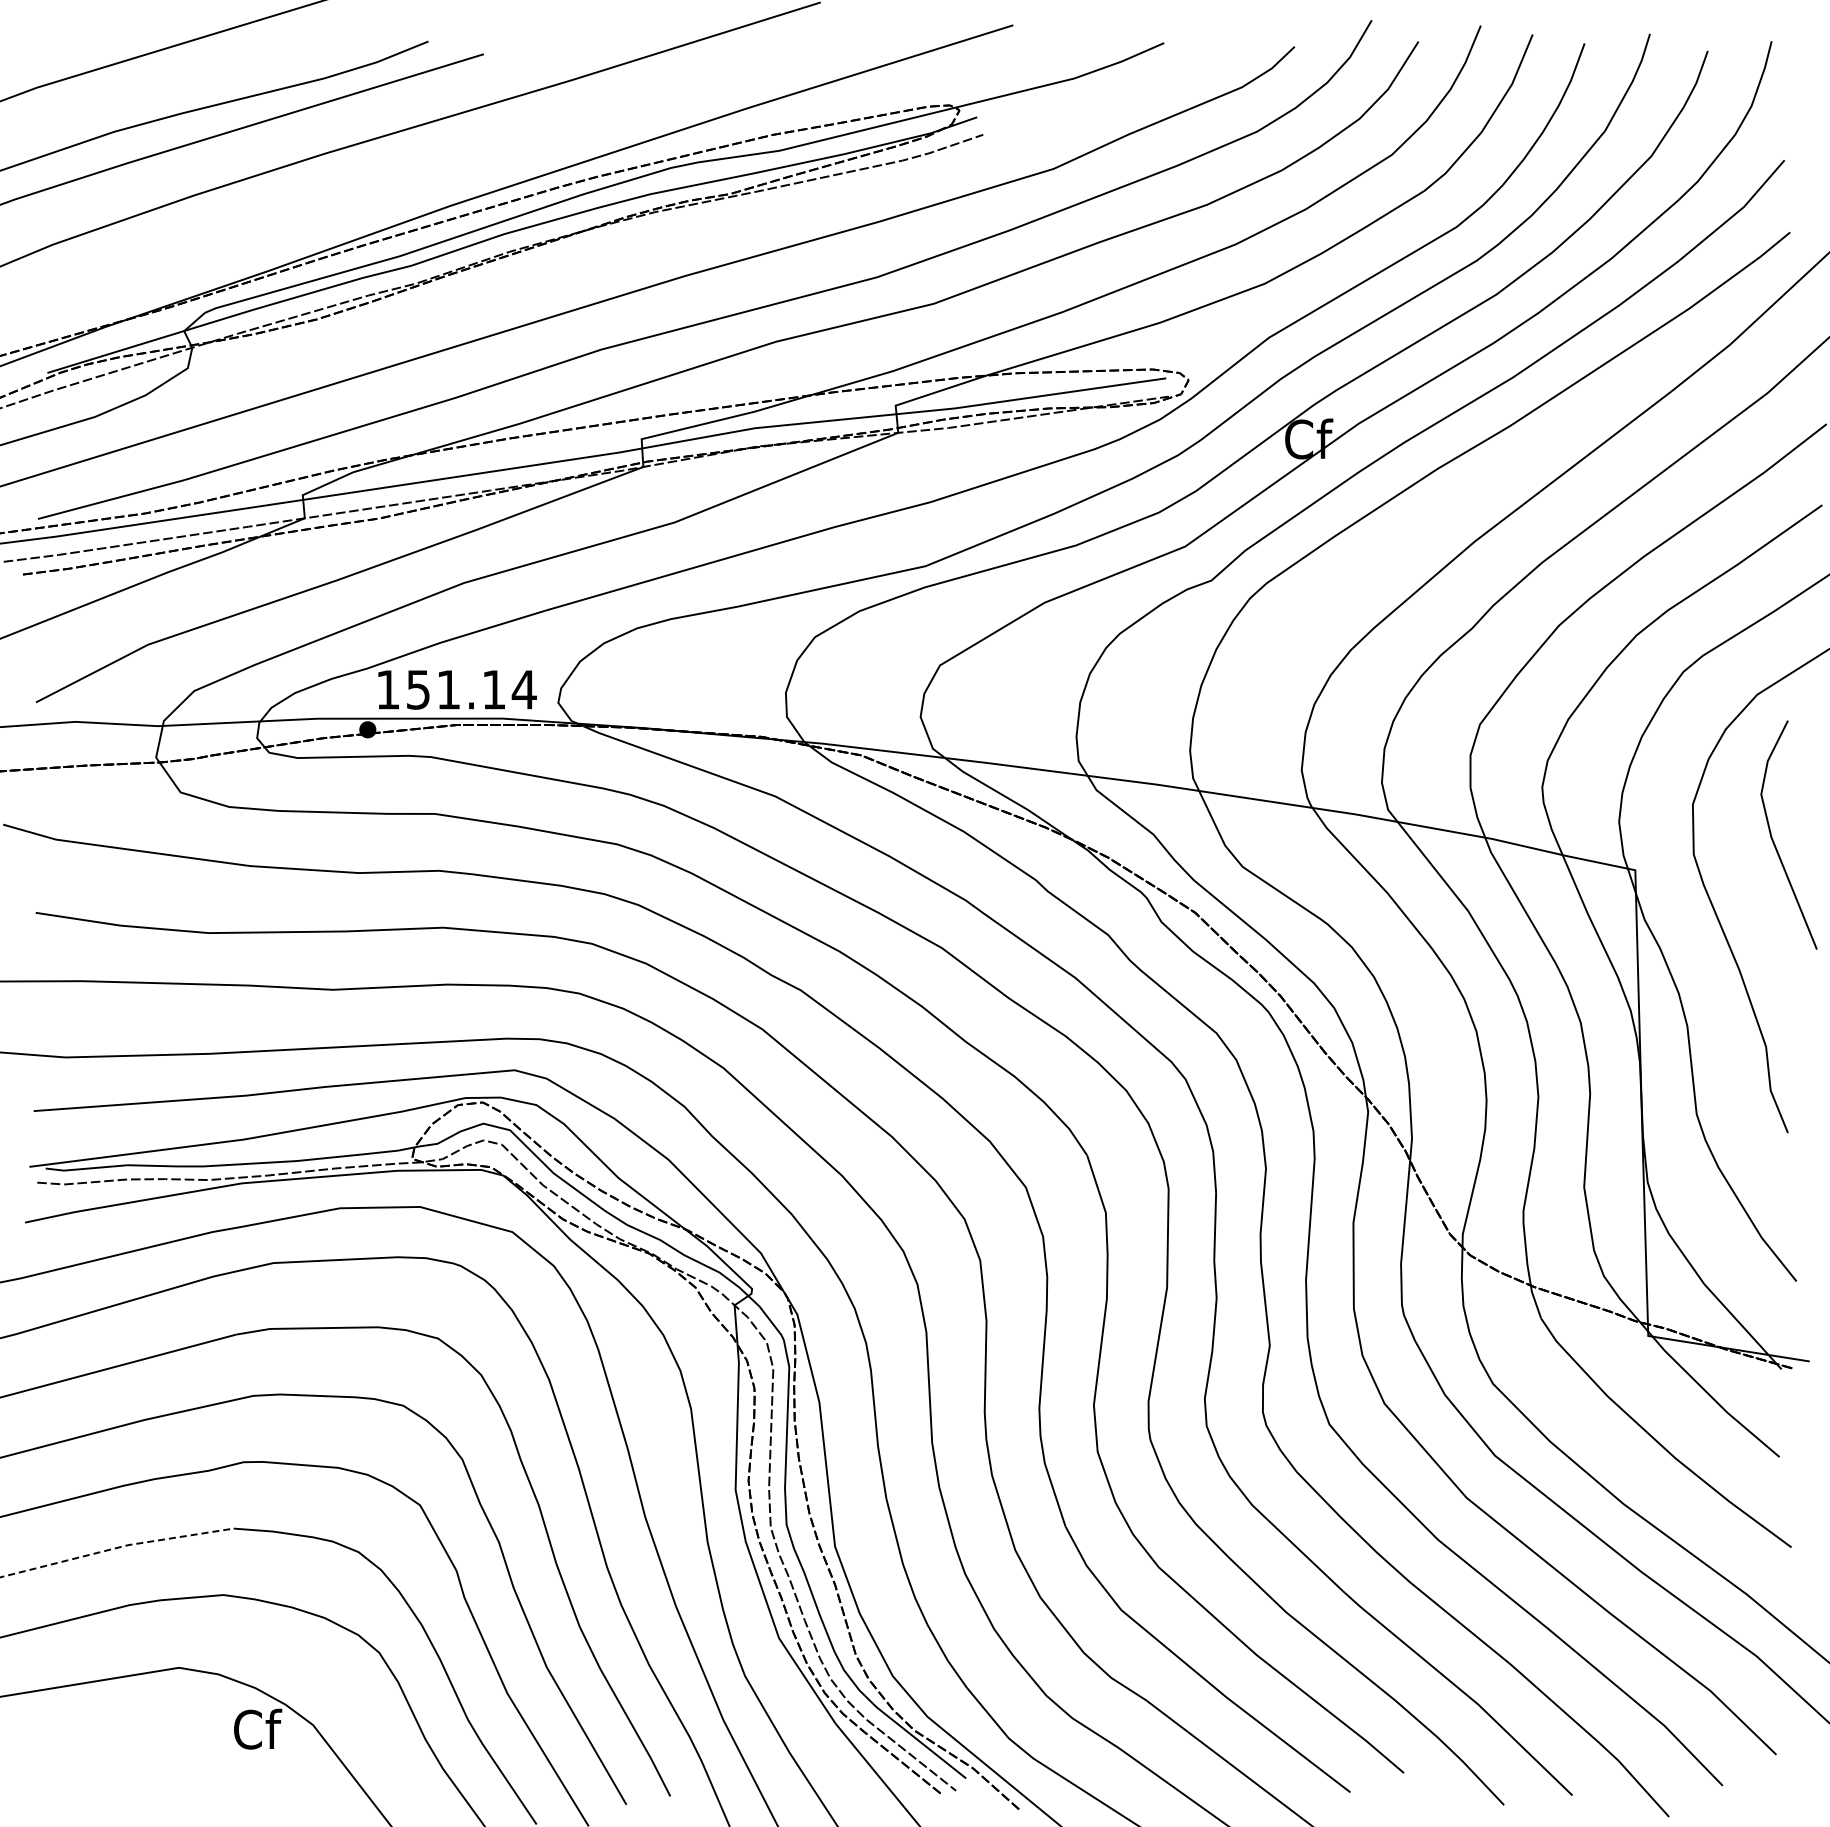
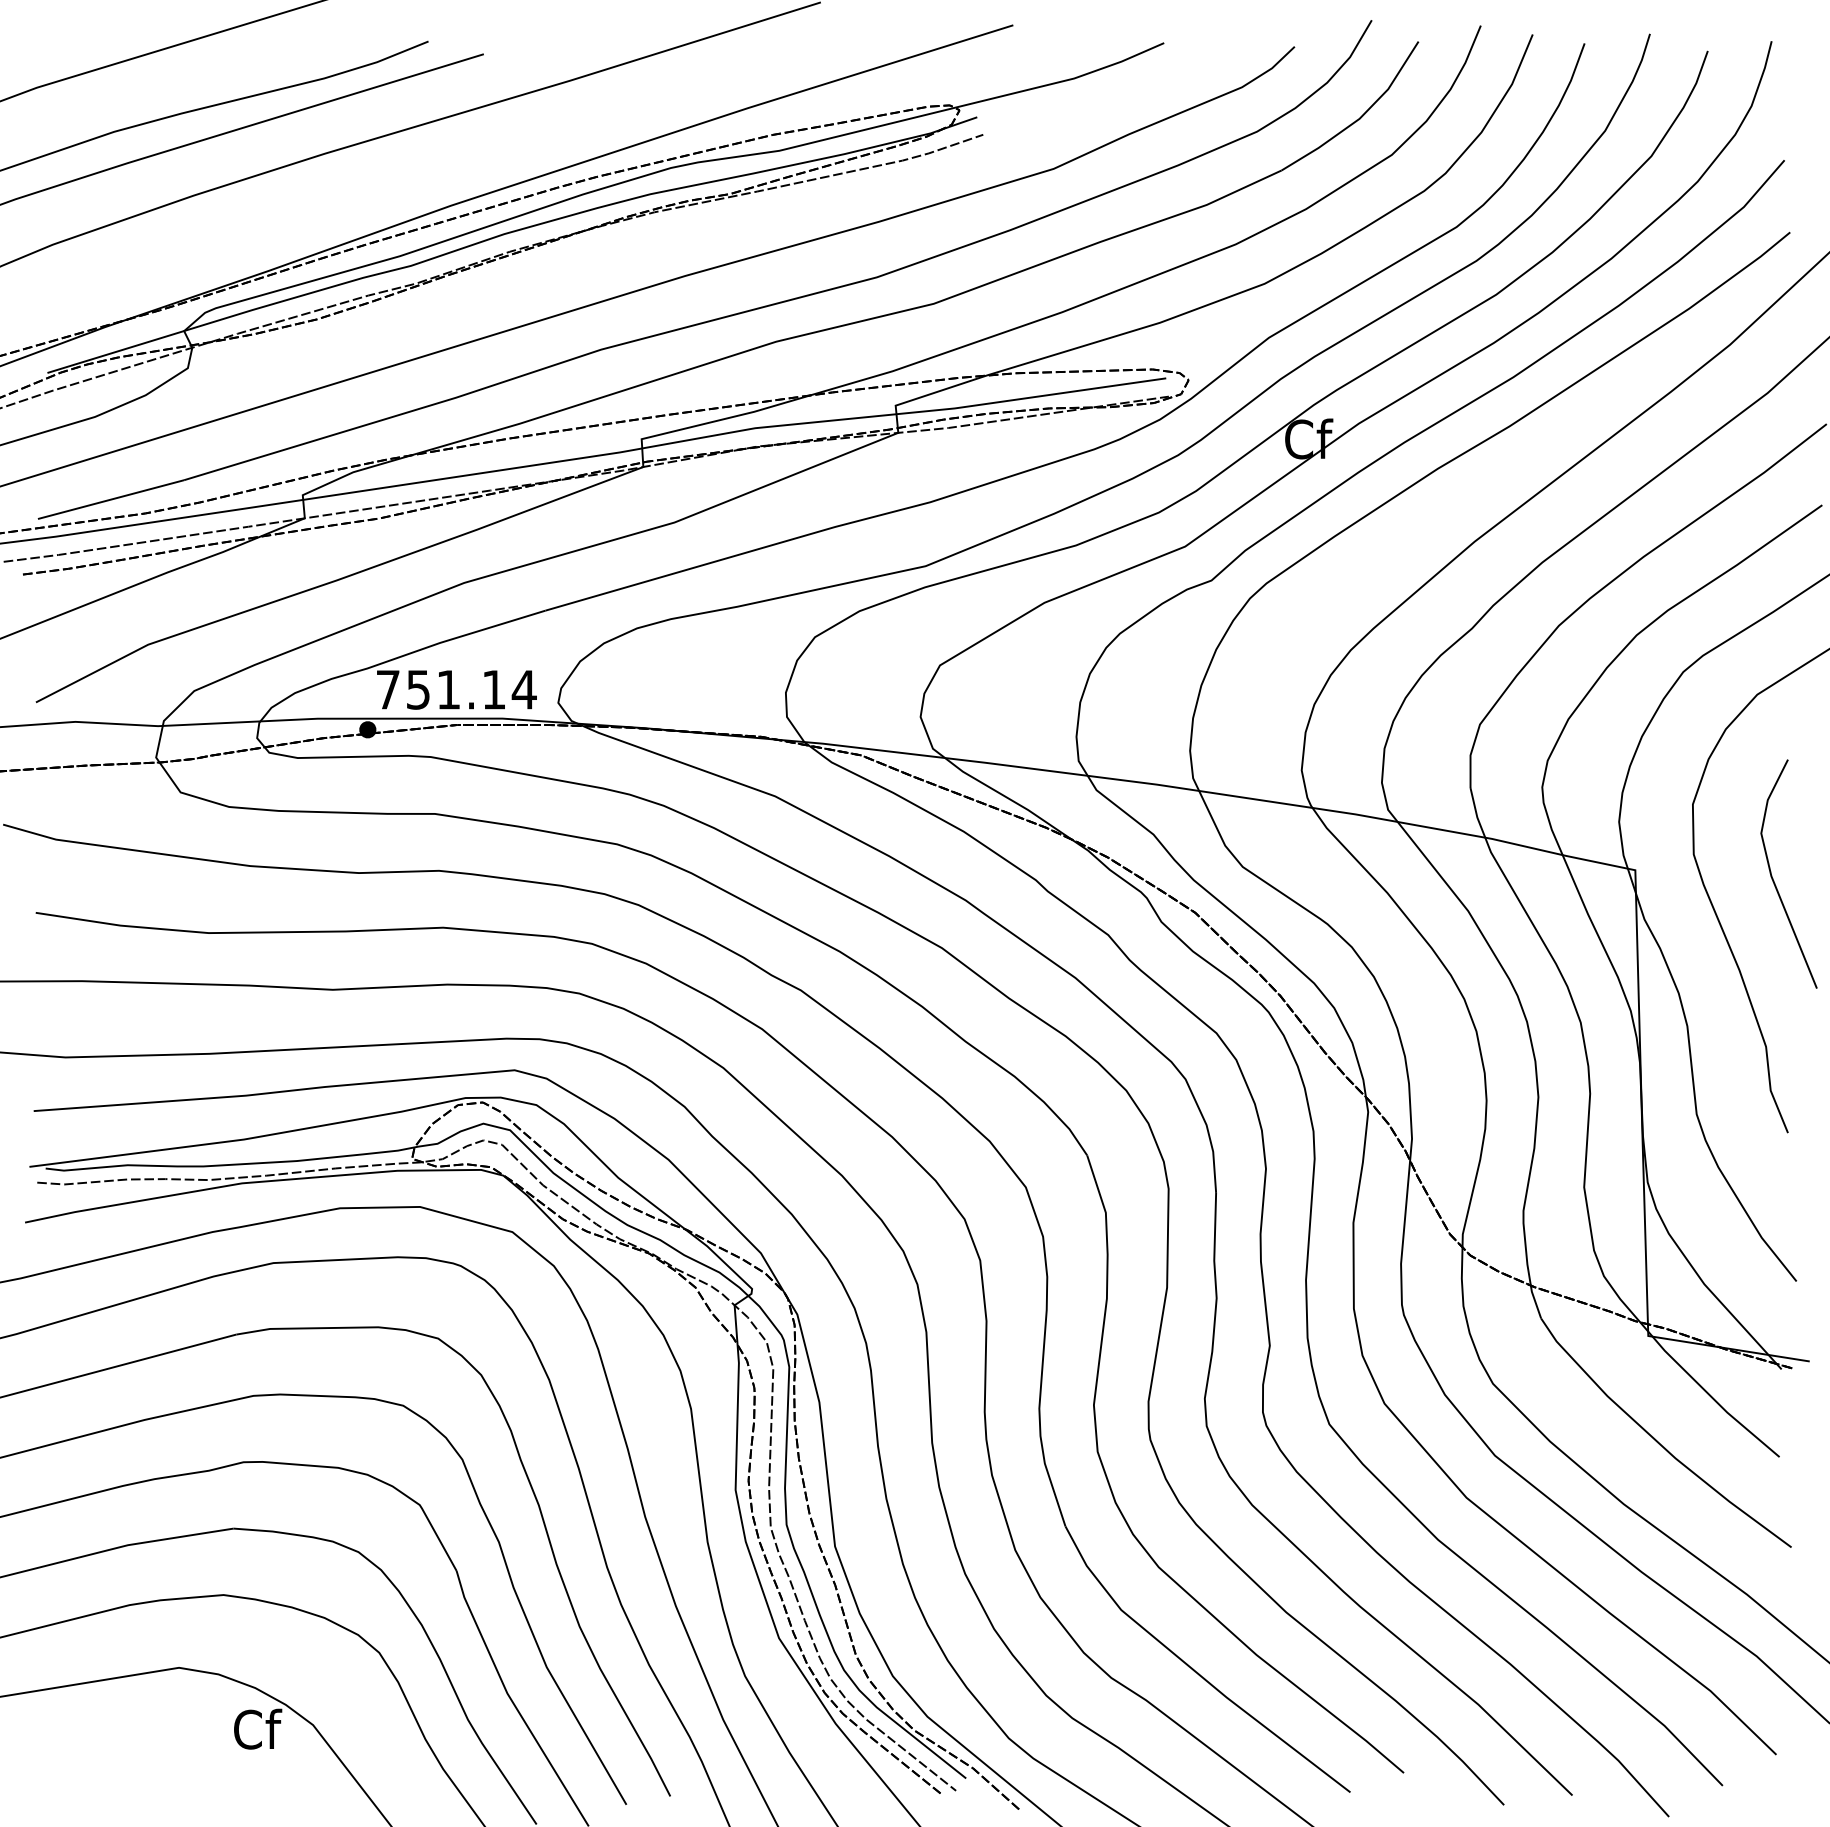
text: 151.14 -> 751.14 (388, 689)
line position: (1774, 841) -> (1774, 880) (1774, 880)
line: dashed -> solid (116, 1548)
